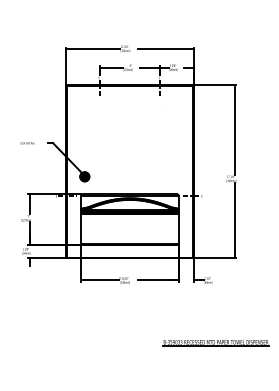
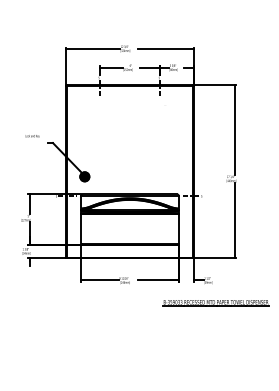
text position: (27, 143) -> (32, 136) (32, 136)
part position: (215, 343) -> (215, 303) (215, 303)
